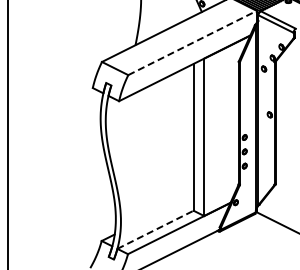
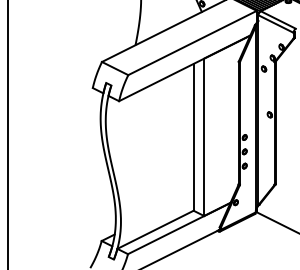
line: dashed -> solid (192, 43)
line: dashed -> solid (155, 229)
